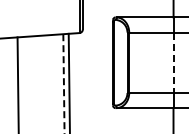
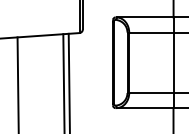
line: dashed -> solid (173, 63)
line: dashed -> solid (63, 83)
